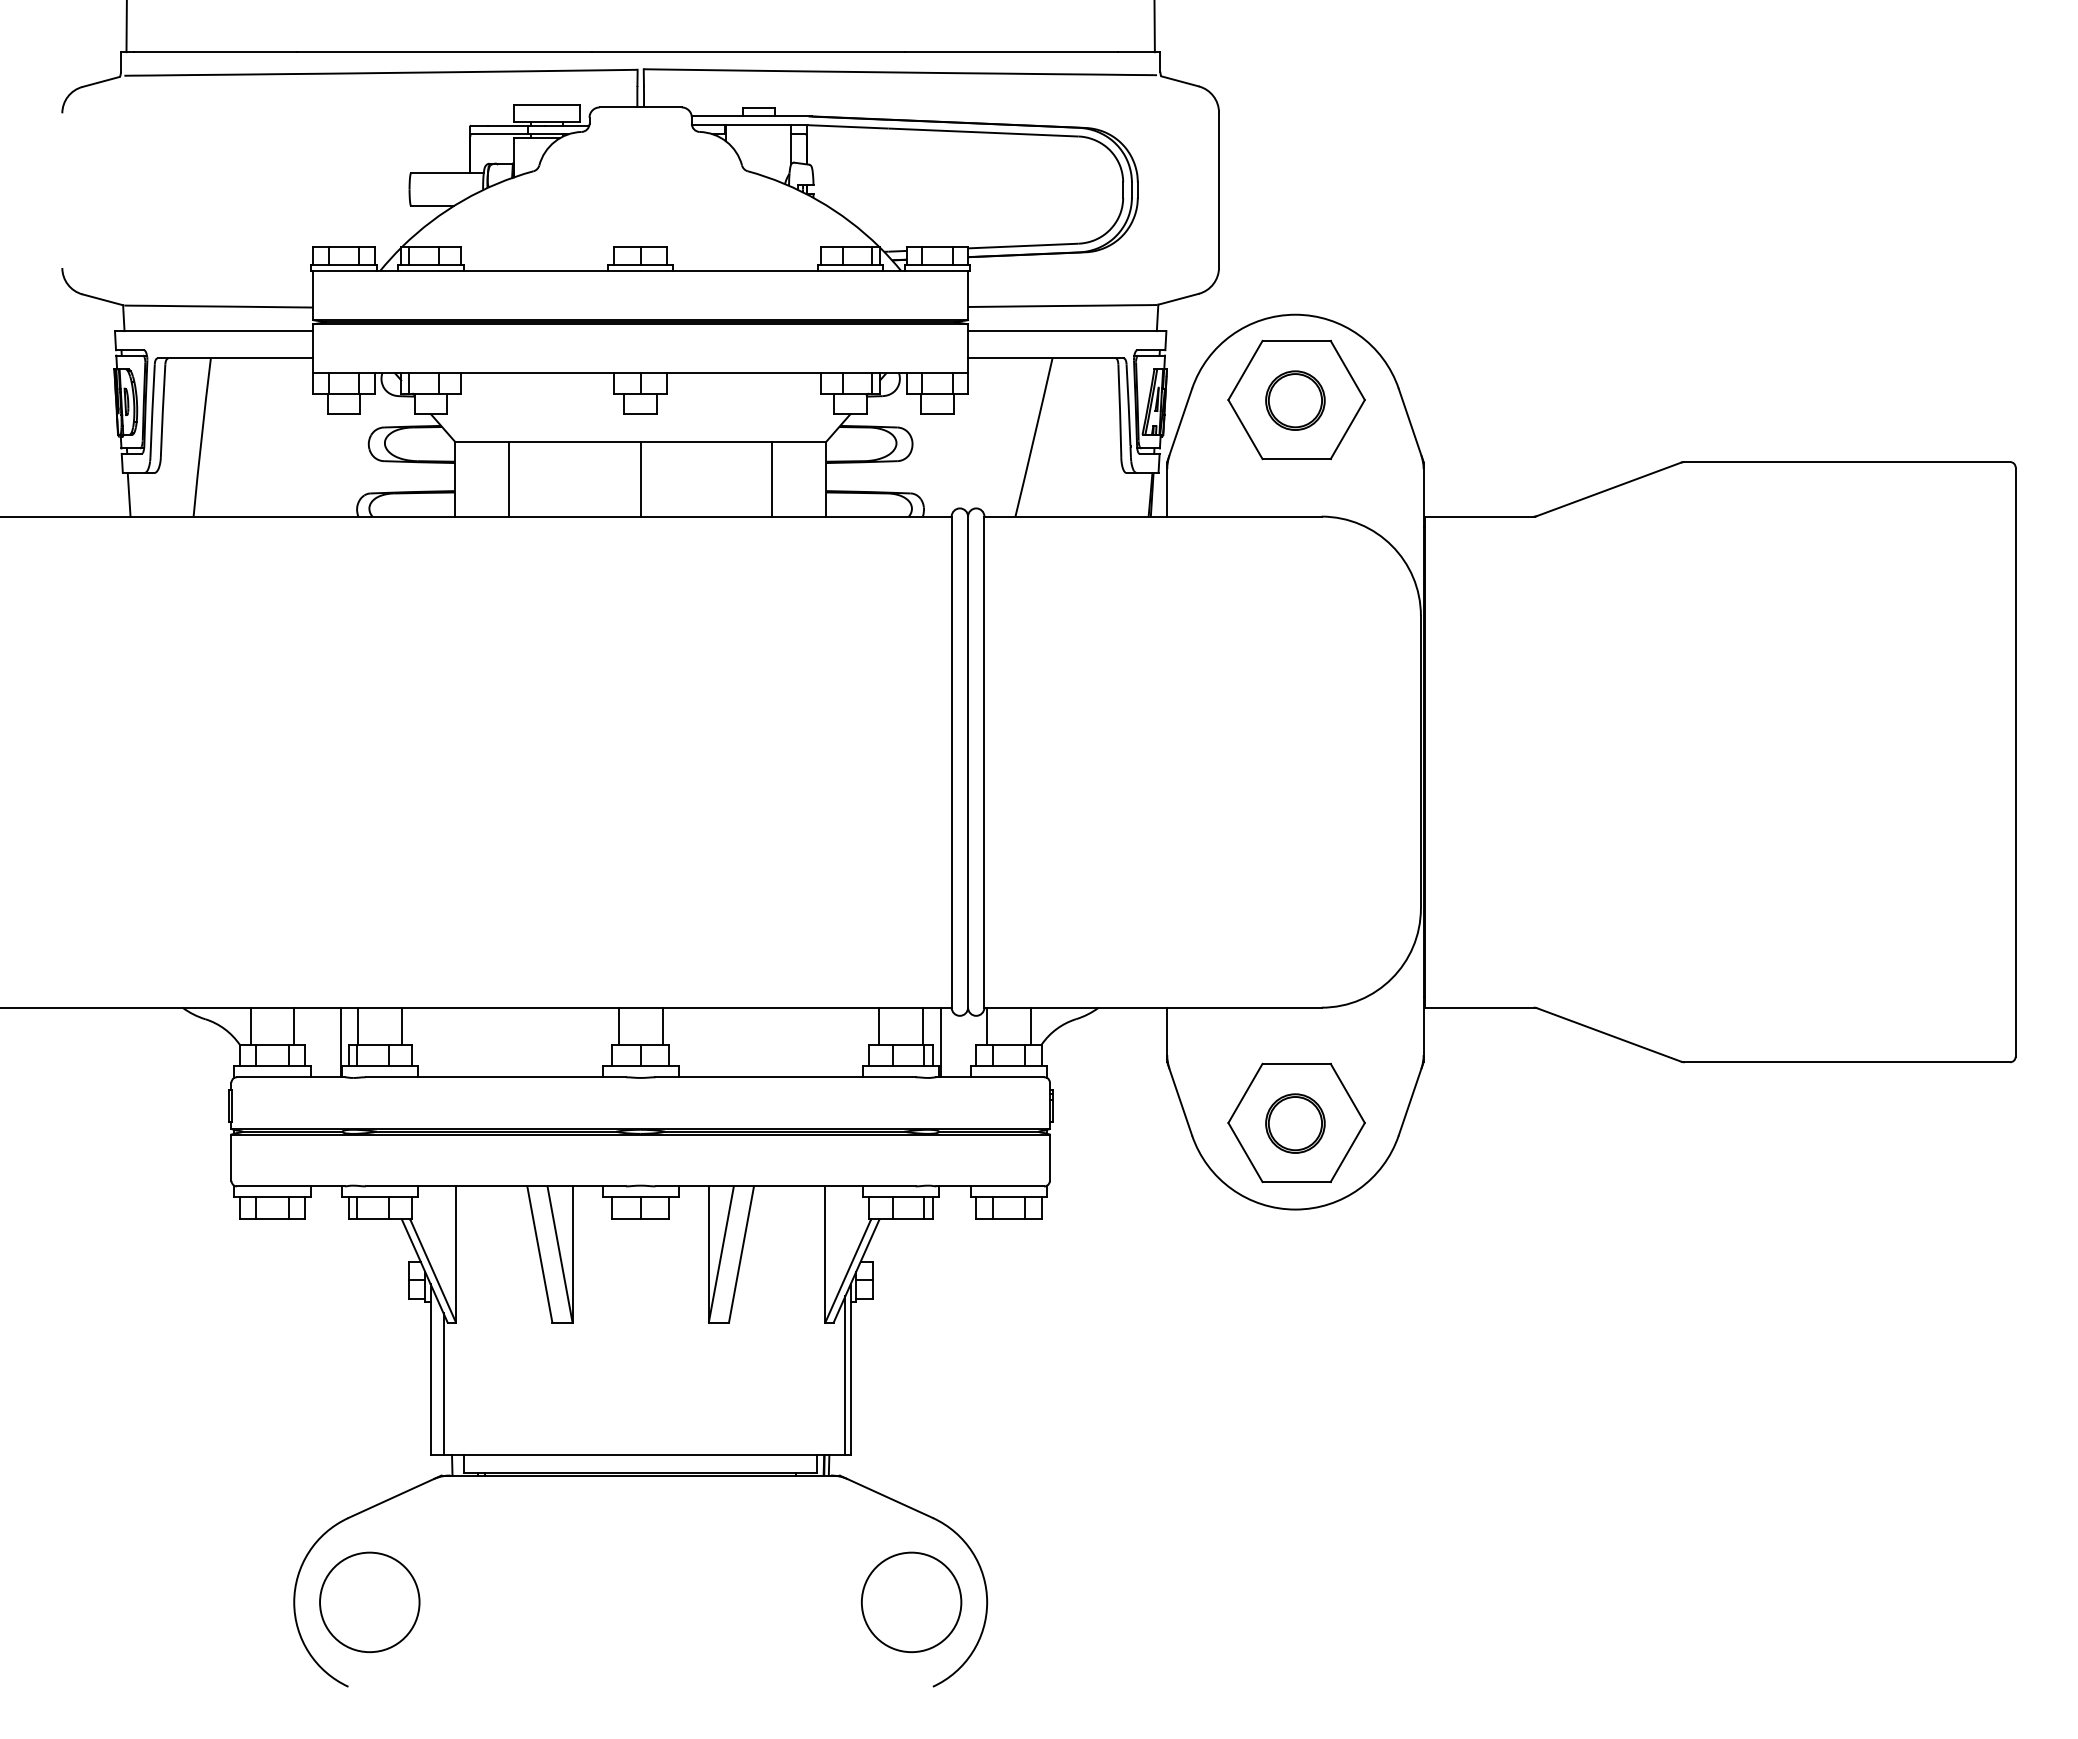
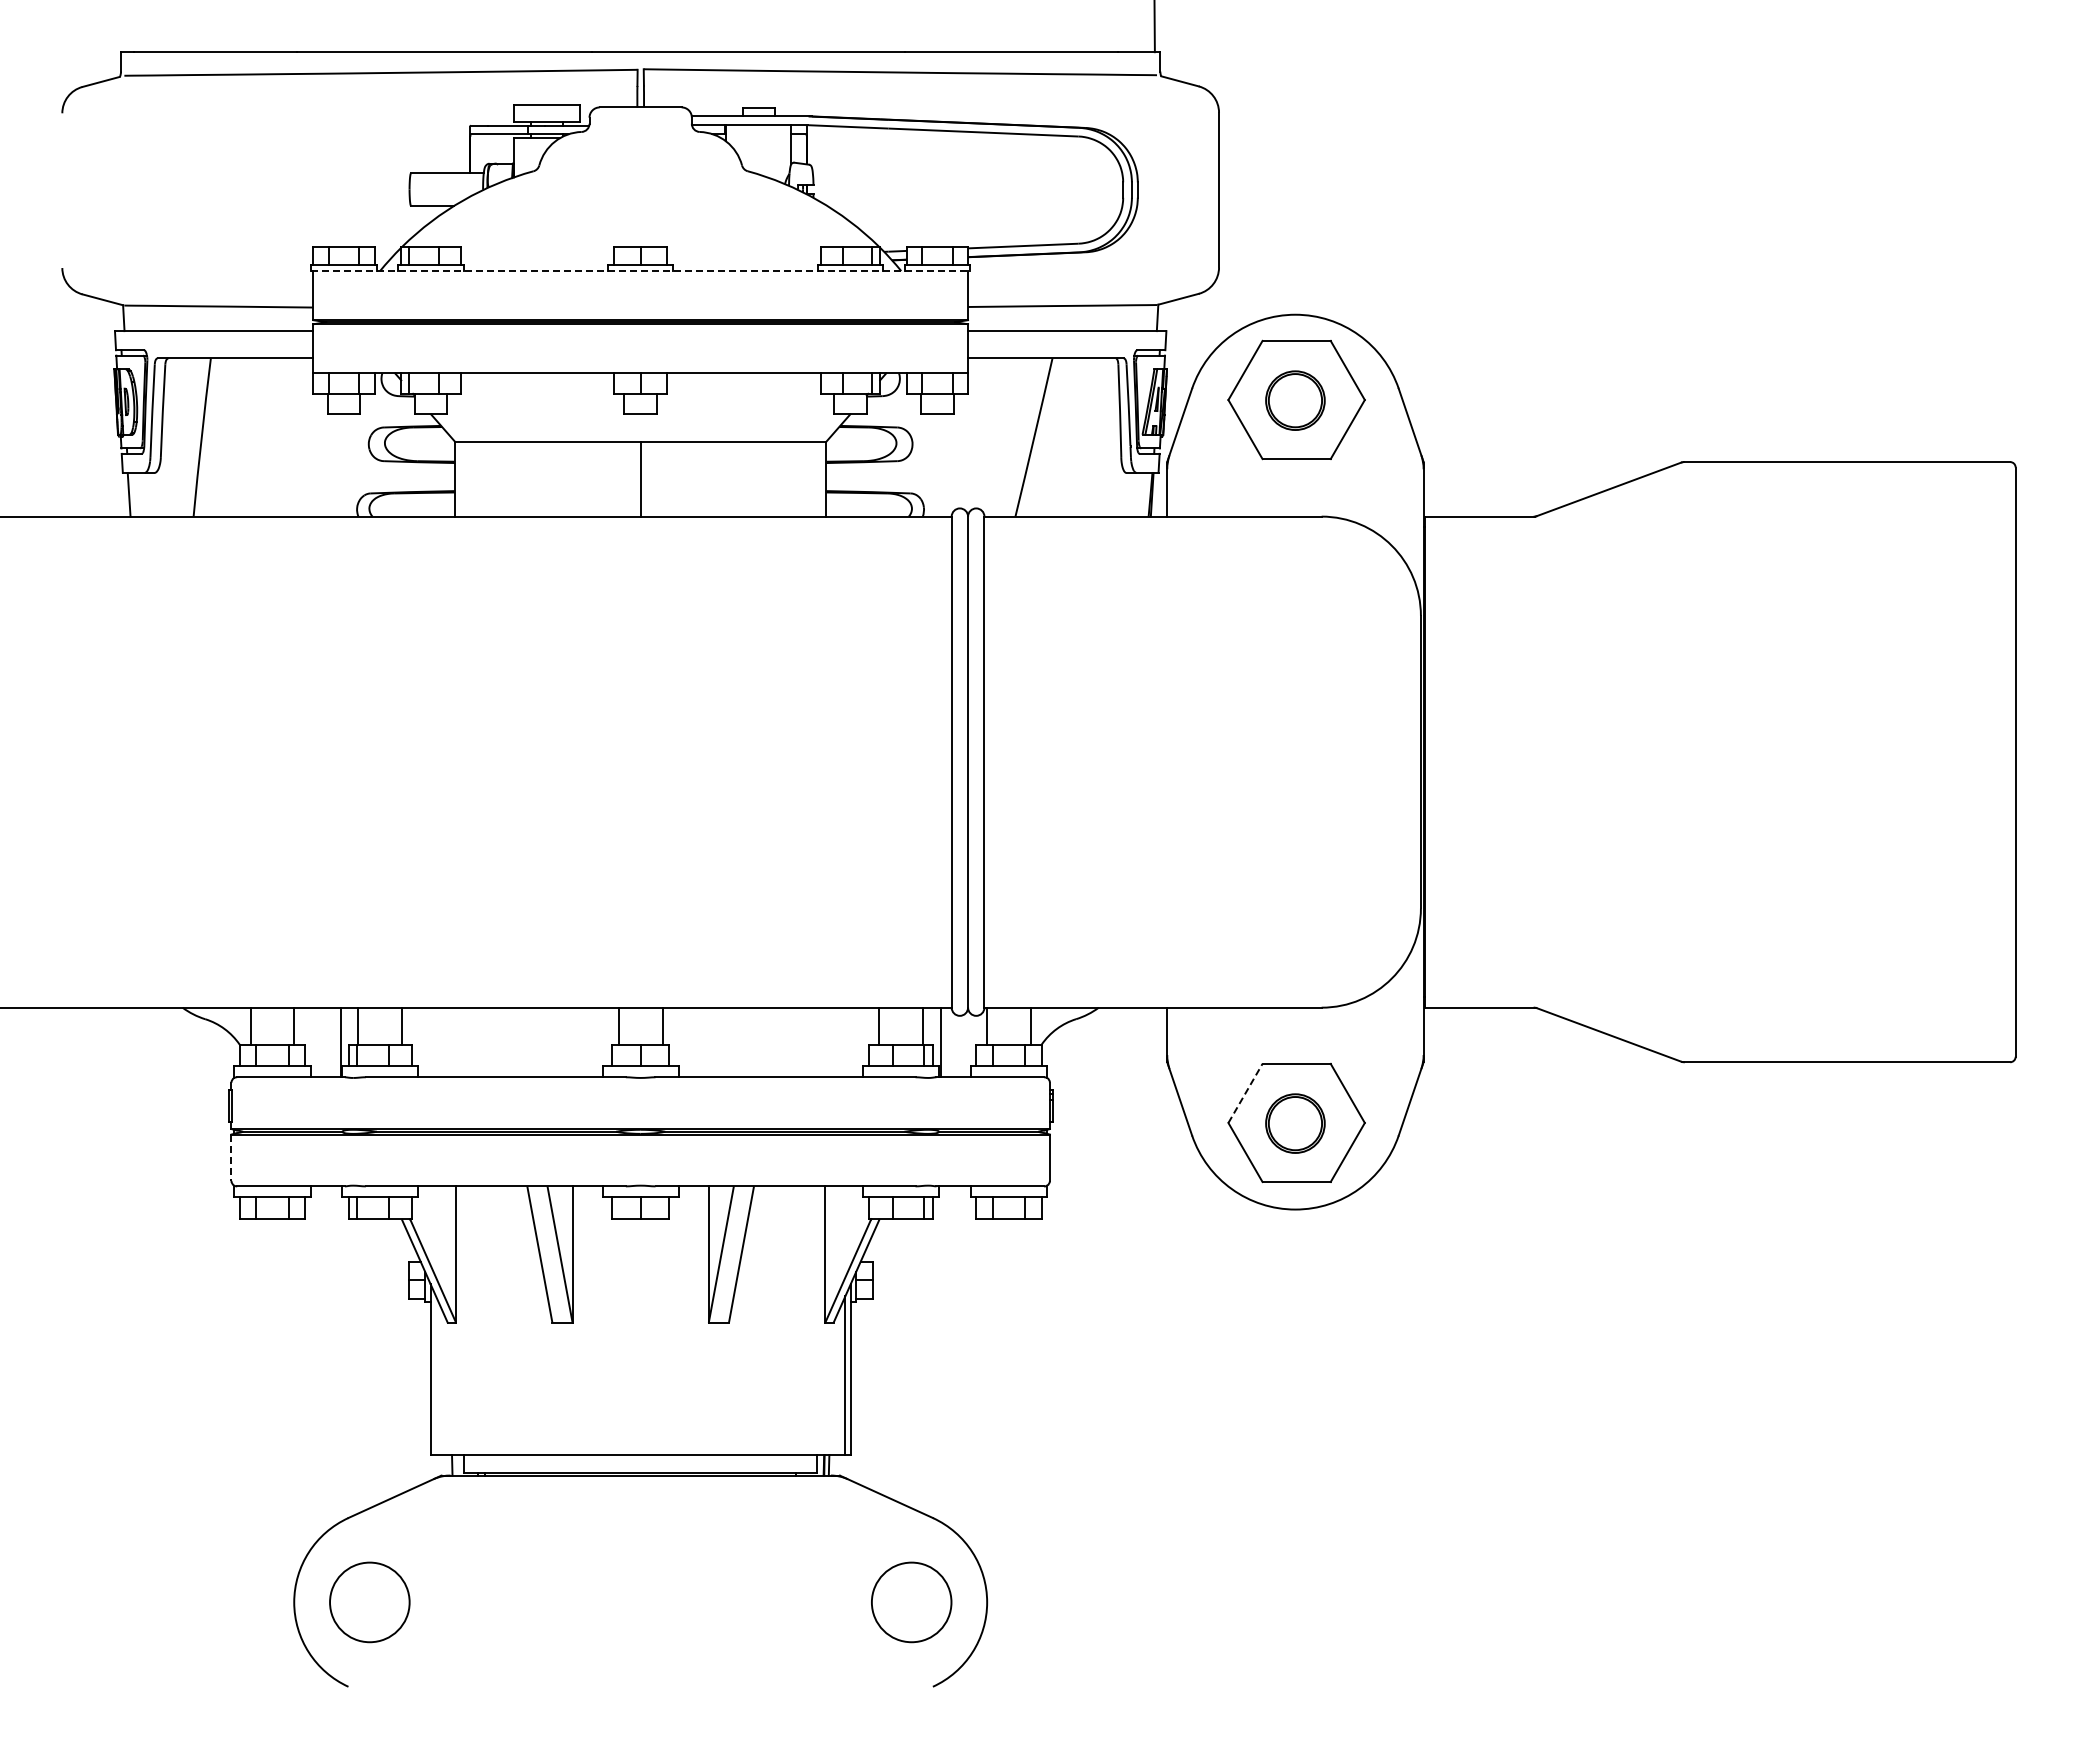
line: present -> none (126, 27)
line: solid -> dashed (641, 271)
line: present -> none (509, 478)
line: present -> none (772, 478)
line: solid -> dashed (1245, 1093)
line: solid -> dashed (231, 1158)
line: present -> none (443, 1384)
circle size: 102x103 px -> 82x83 px (369, 1602)
circle size: 102x103 px -> 82x83 px (911, 1602)
